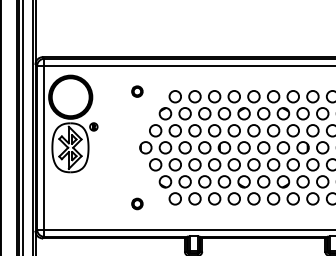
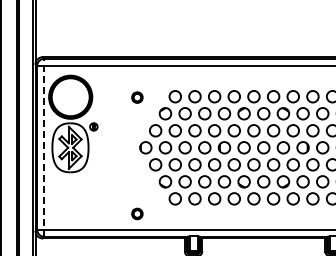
part position: (137, 91) -> (137, 97) (137, 97)
line: present -> none (22, 127)
line: solid -> dashed (44, 147)
part position: (137, 203) -> (137, 213) (137, 213)
